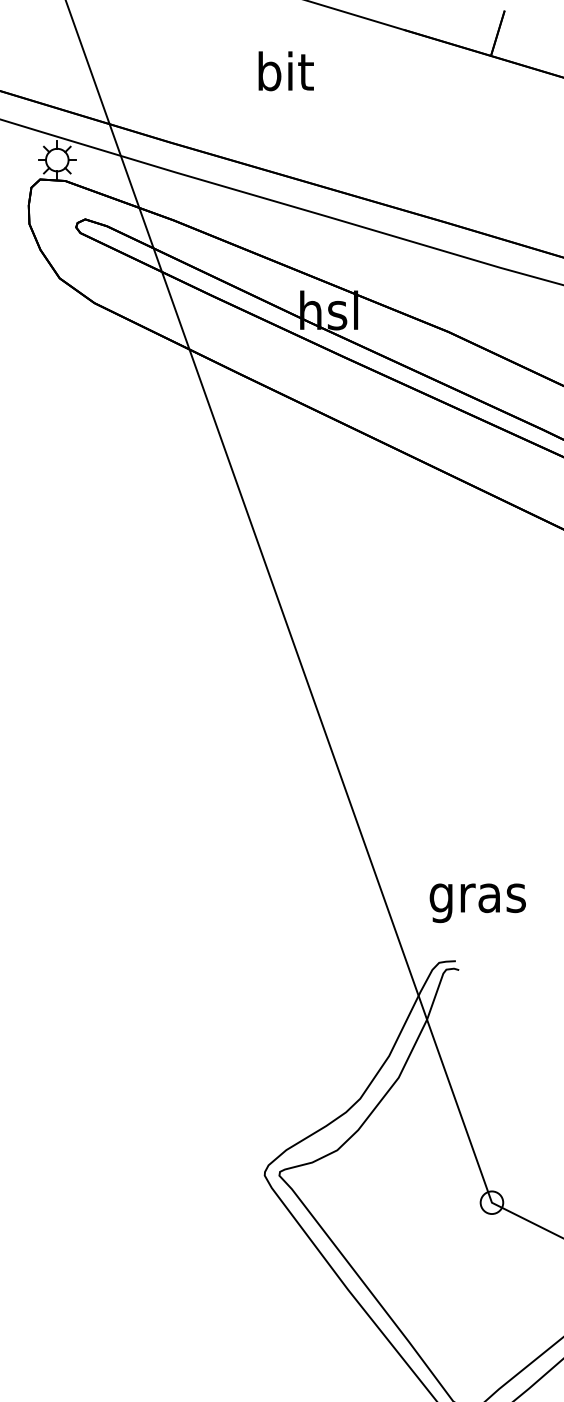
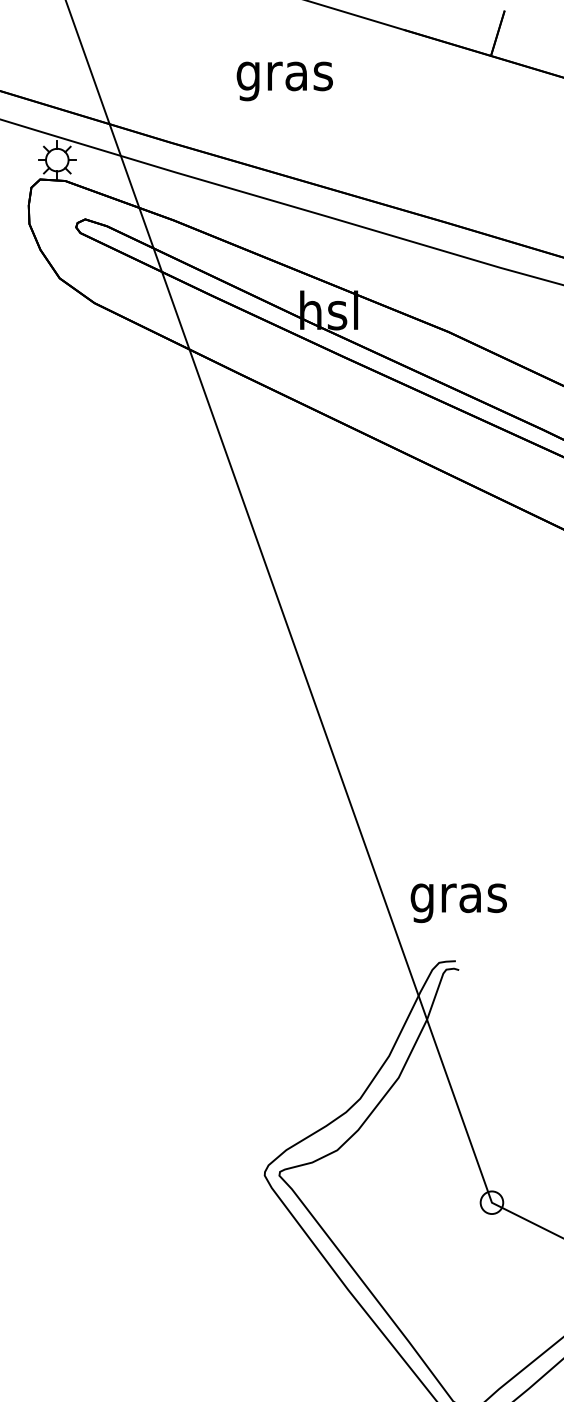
text: bit -> gras (284, 76)
text position: (477, 903) -> (458, 903) (458, 903)
